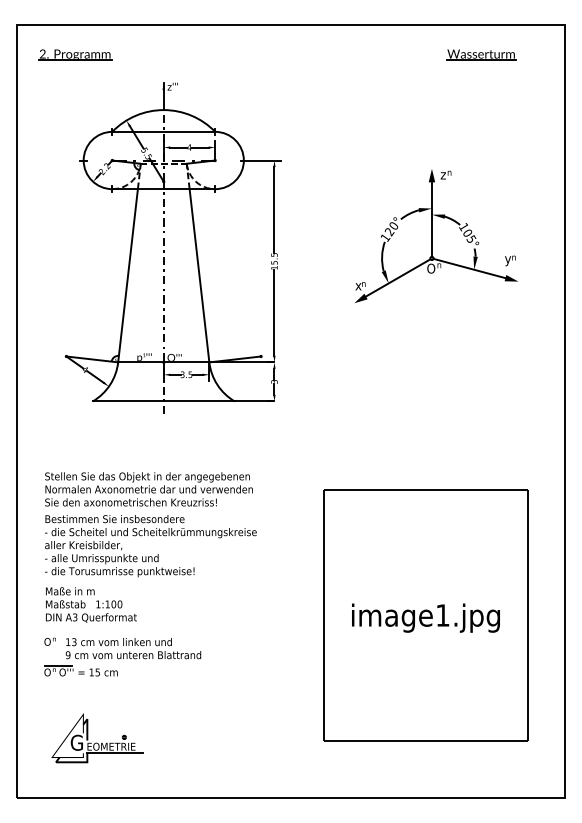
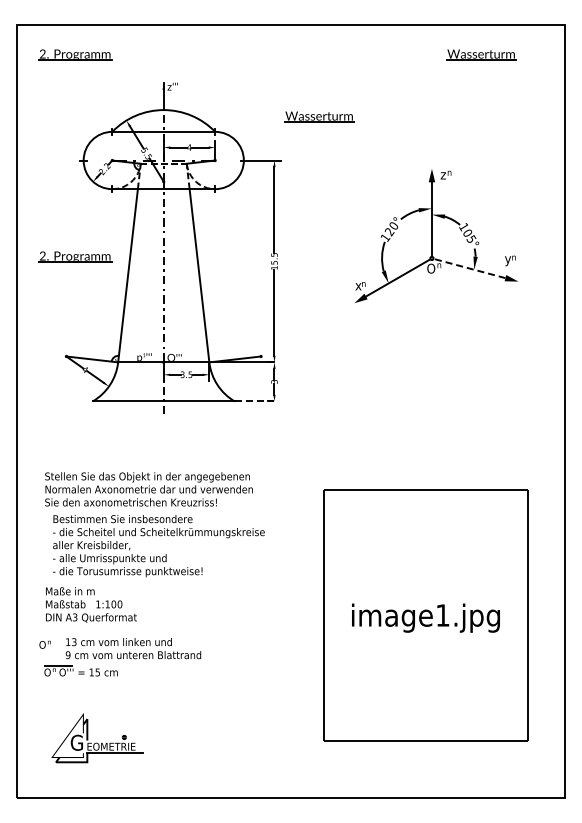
part: none -> present (319, 116)
part: none -> present (75, 256)
line: solid -> dashed (469, 268)
line: solid -> dashed (254, 401)
text position: (150, 546) -> (158, 546) (158, 546)
text position: (49, 641) -> (44, 644) (44, 644)
